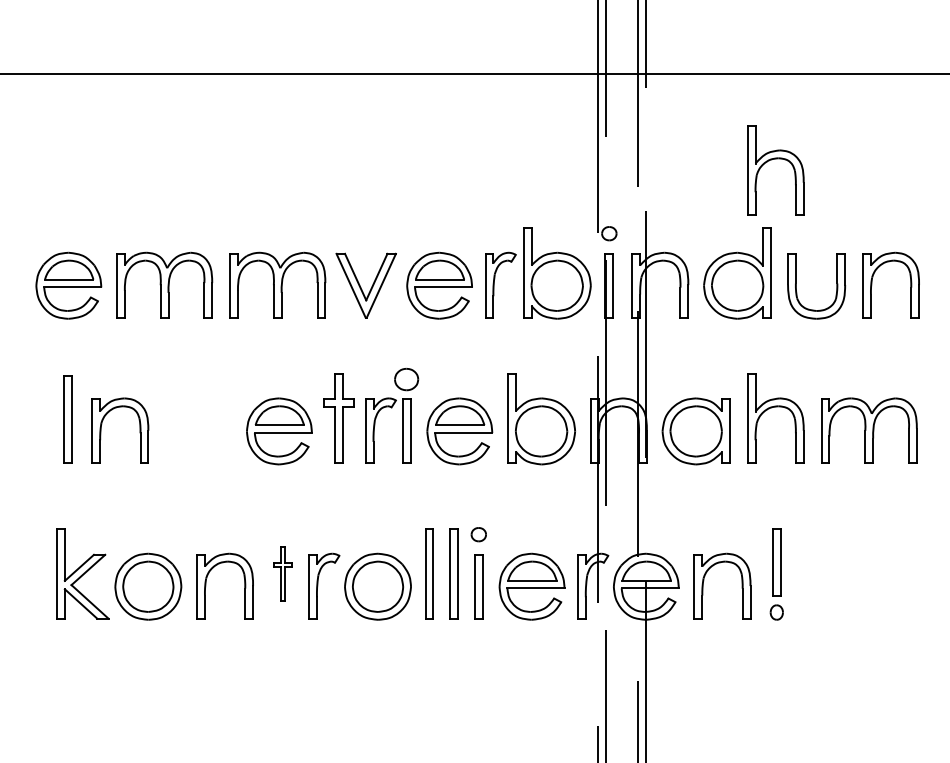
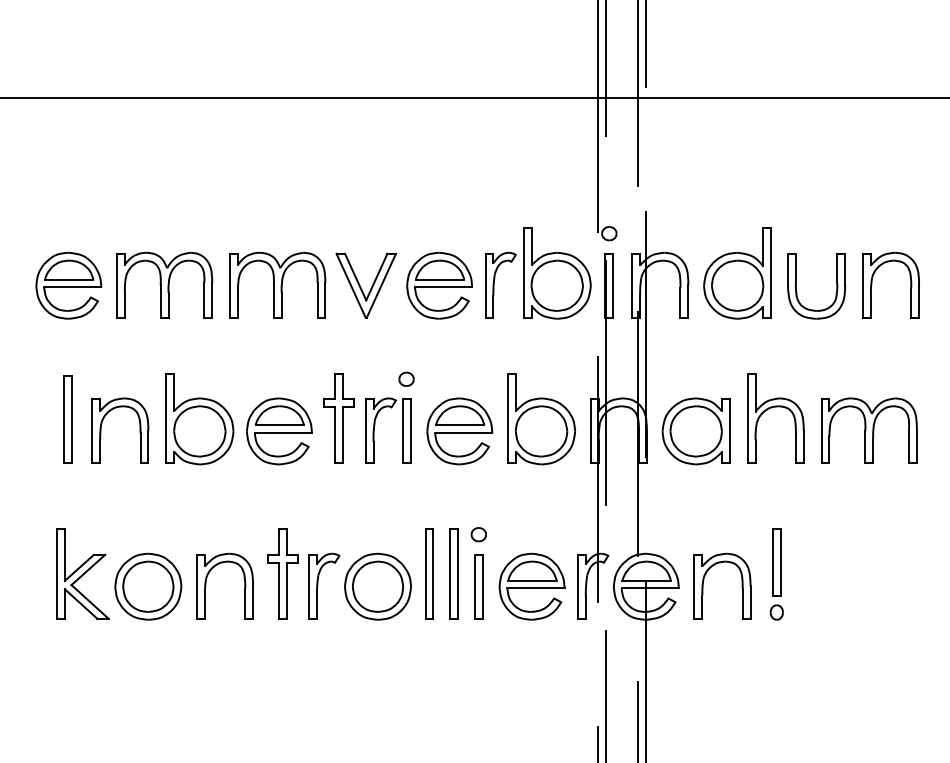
line position: (474, 74) -> (474, 98) (474, 98)
part: present -> none (771, 160)
part size: 26x24 px -> 17x16 px (406, 378)
part: none -> present (199, 419)
part size: 20x56 px -> 32x92 px (282, 573)
